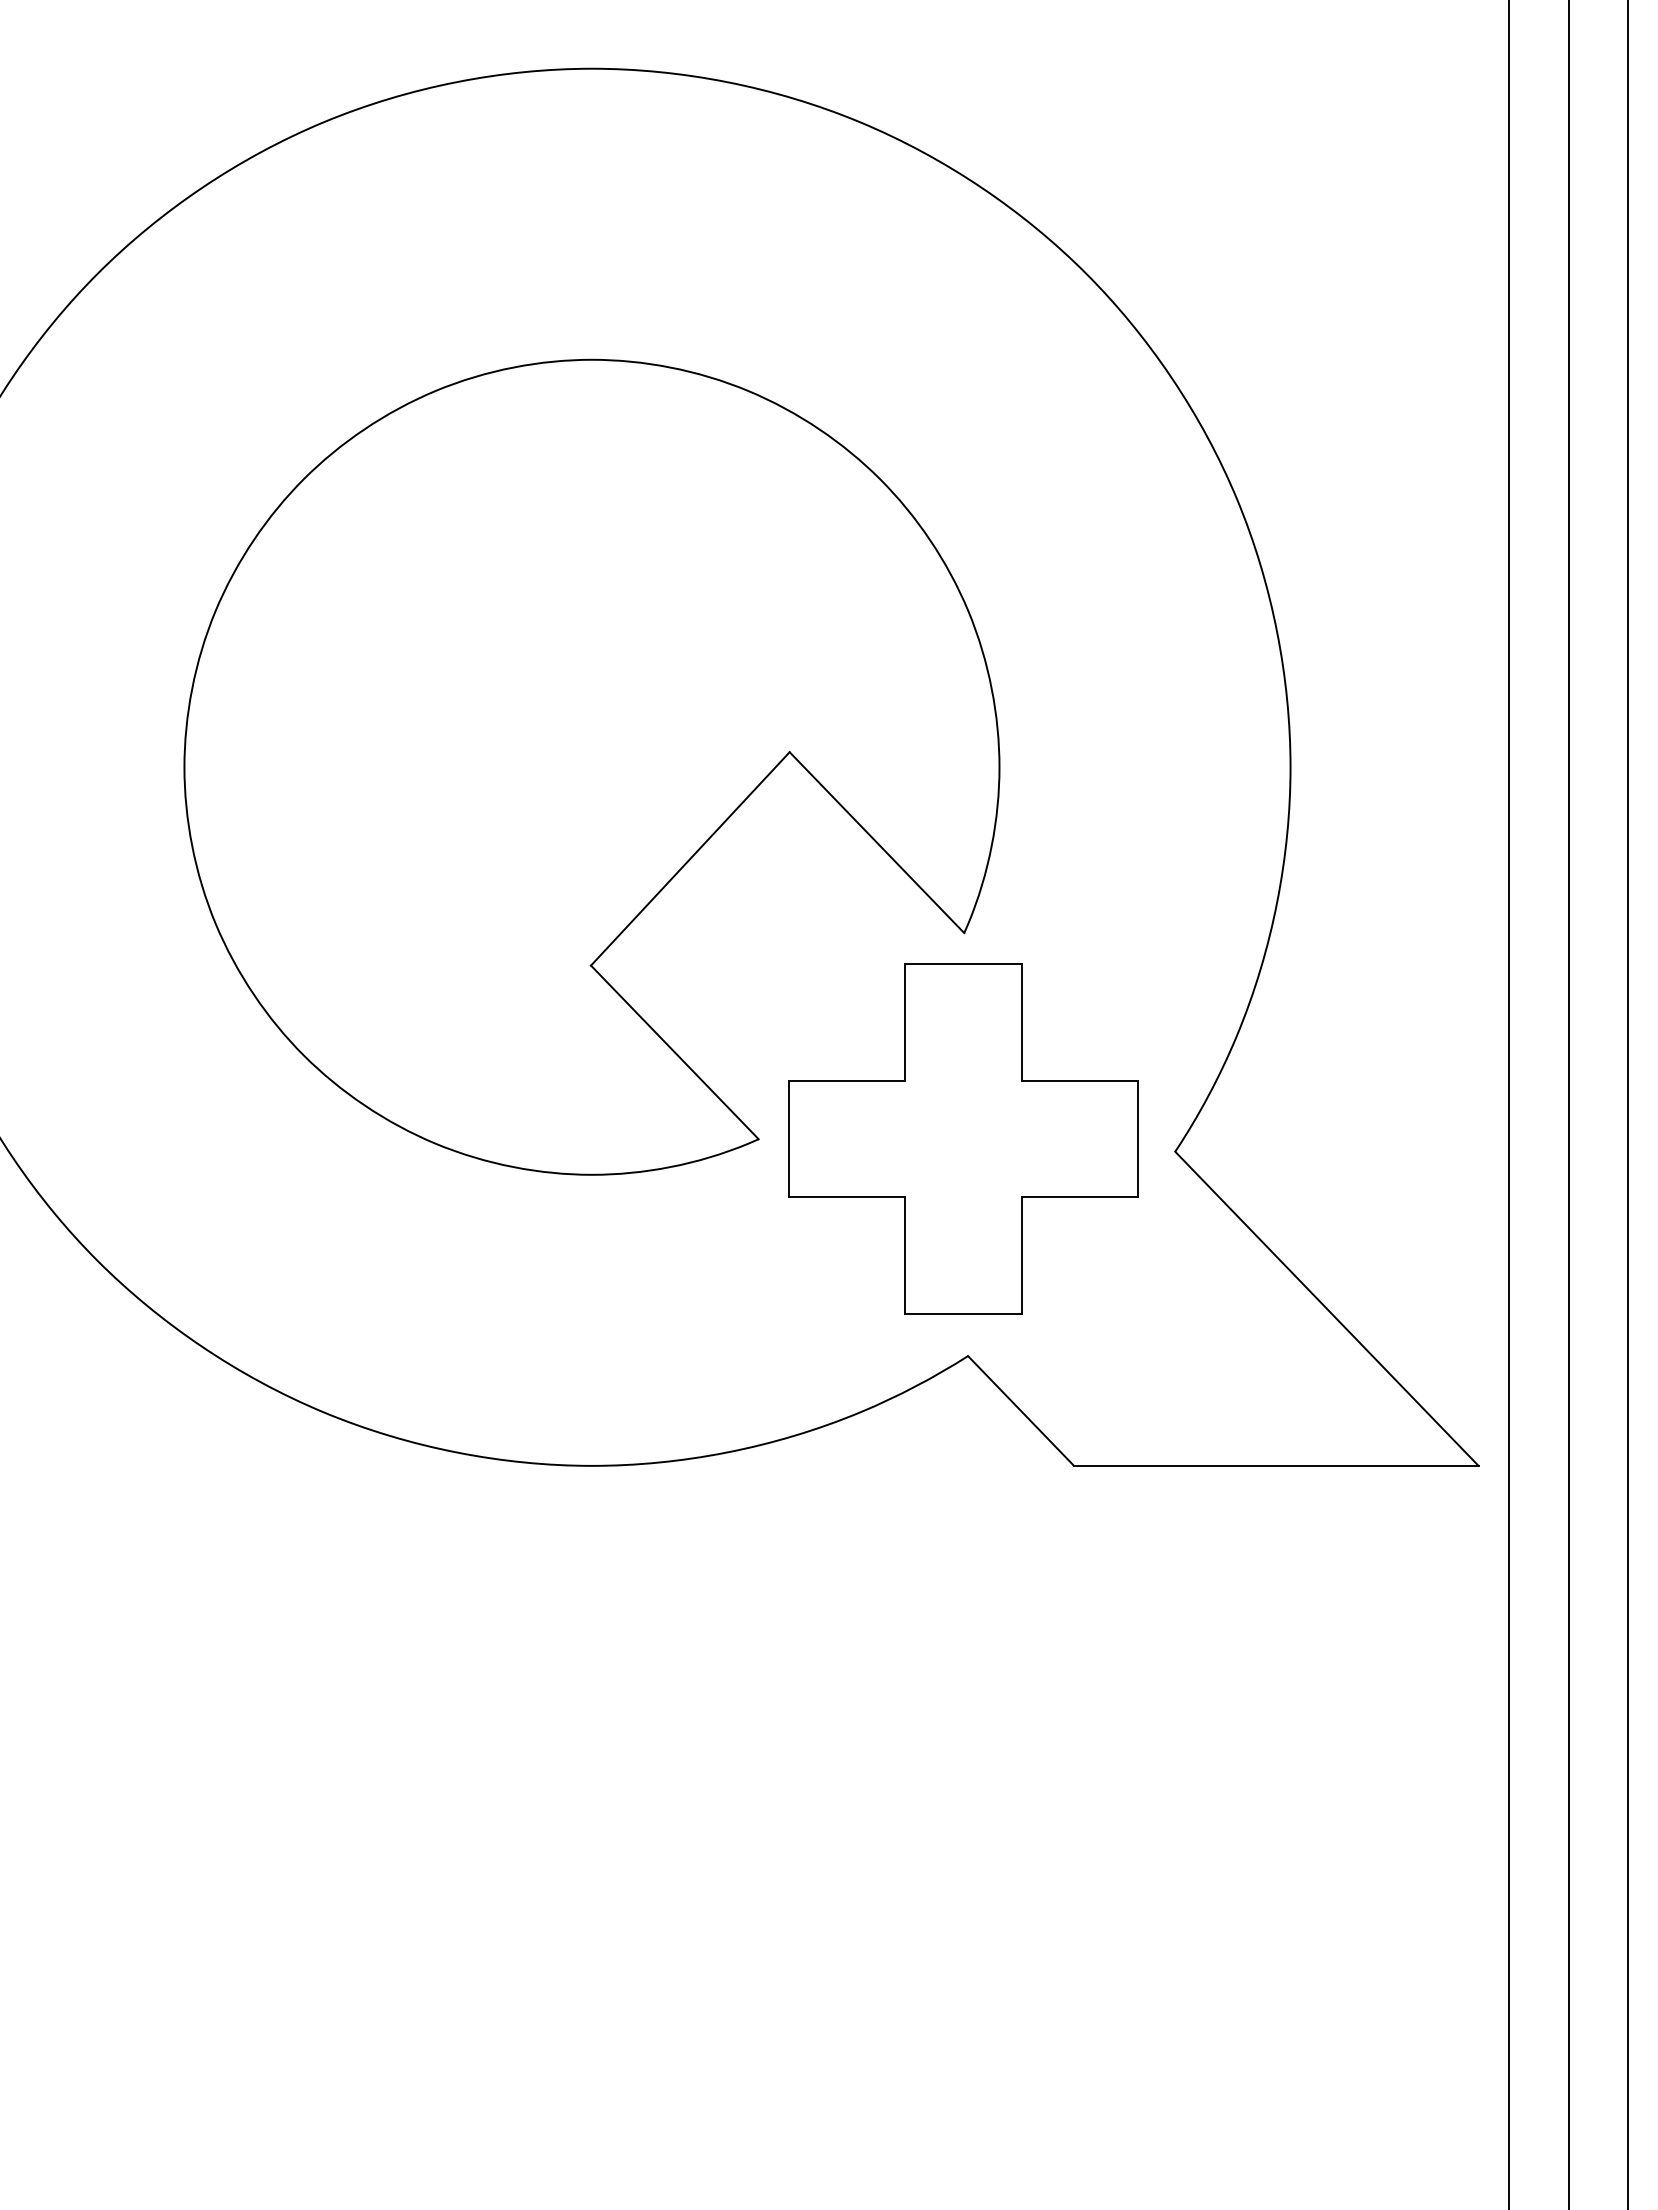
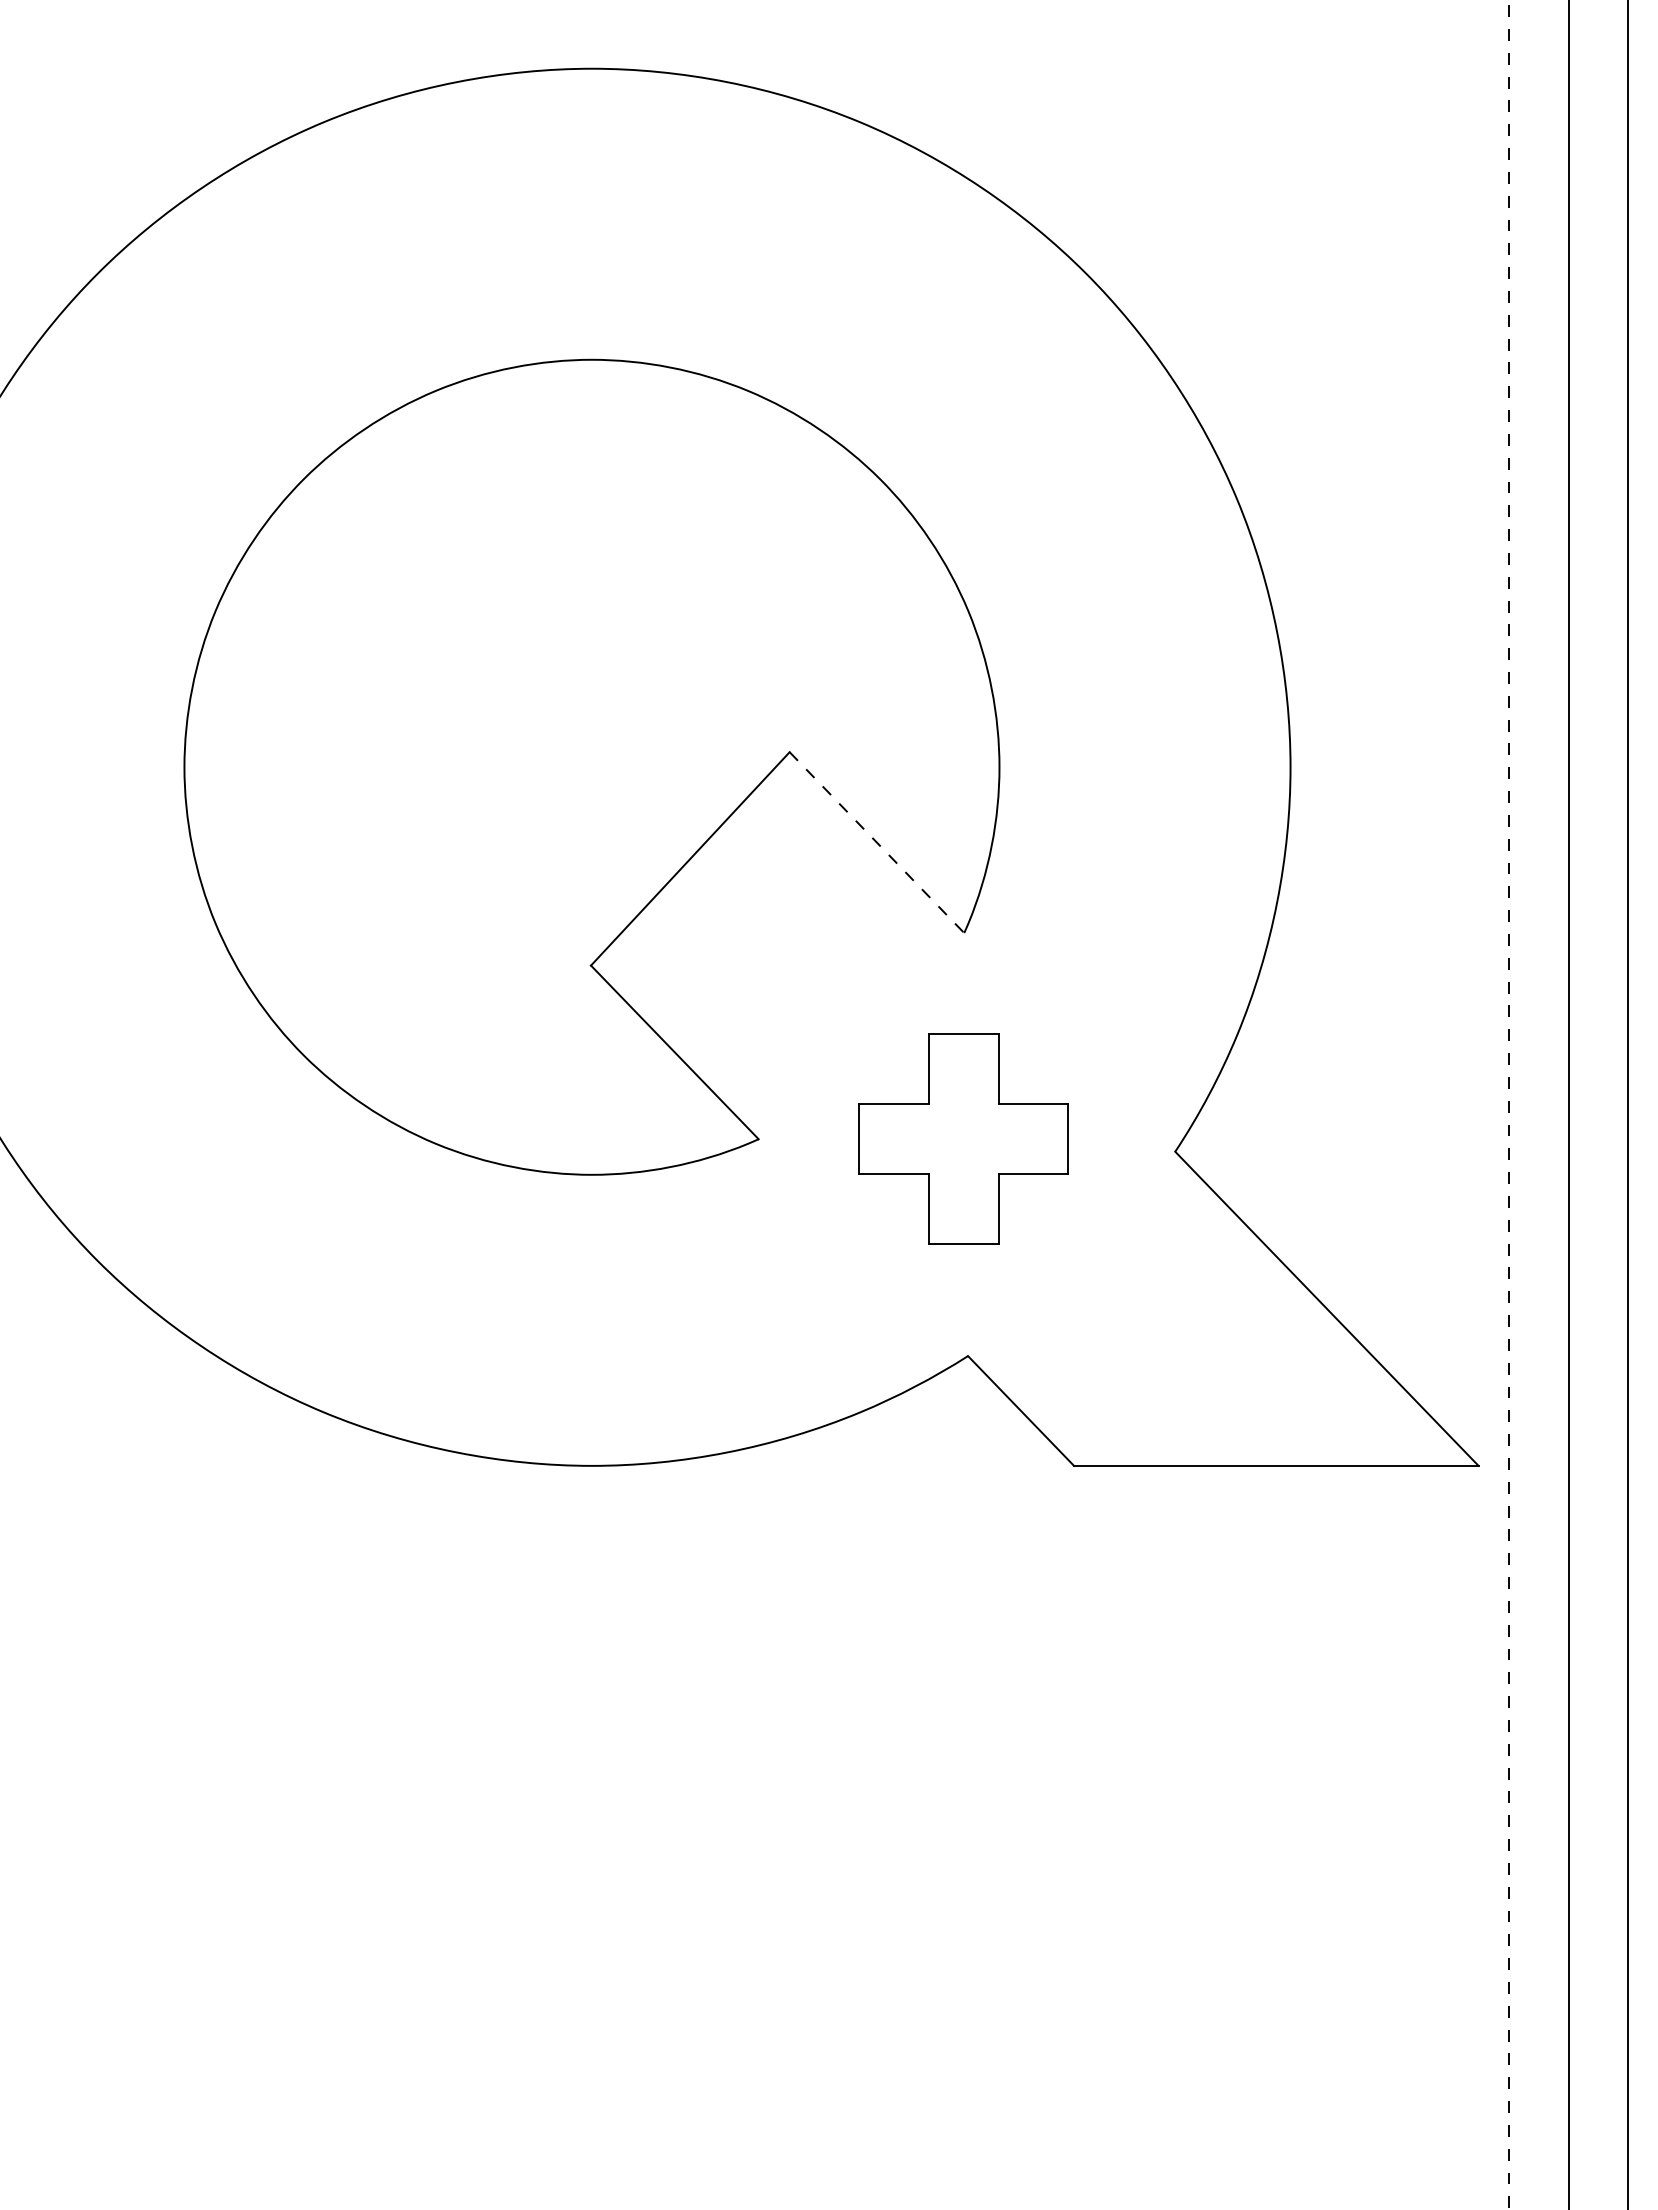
line: solid -> dashed (876, 842)
line: solid -> dashed (1508, 1104)
part size: 351x352 px -> 211x212 px (963, 1138)
